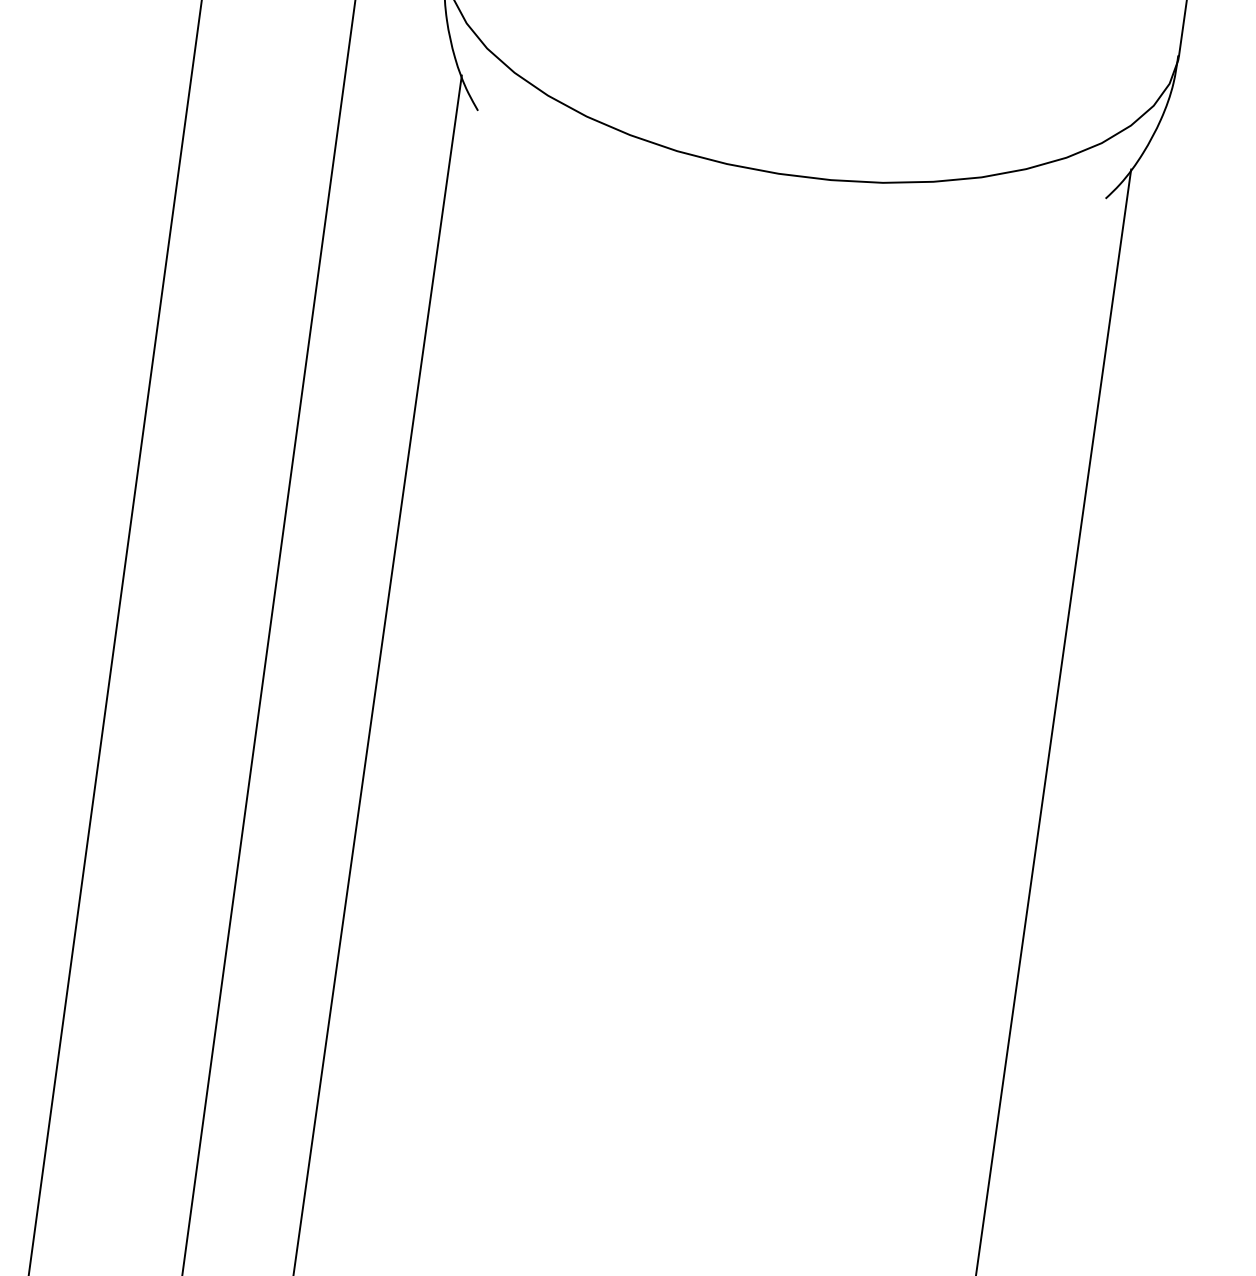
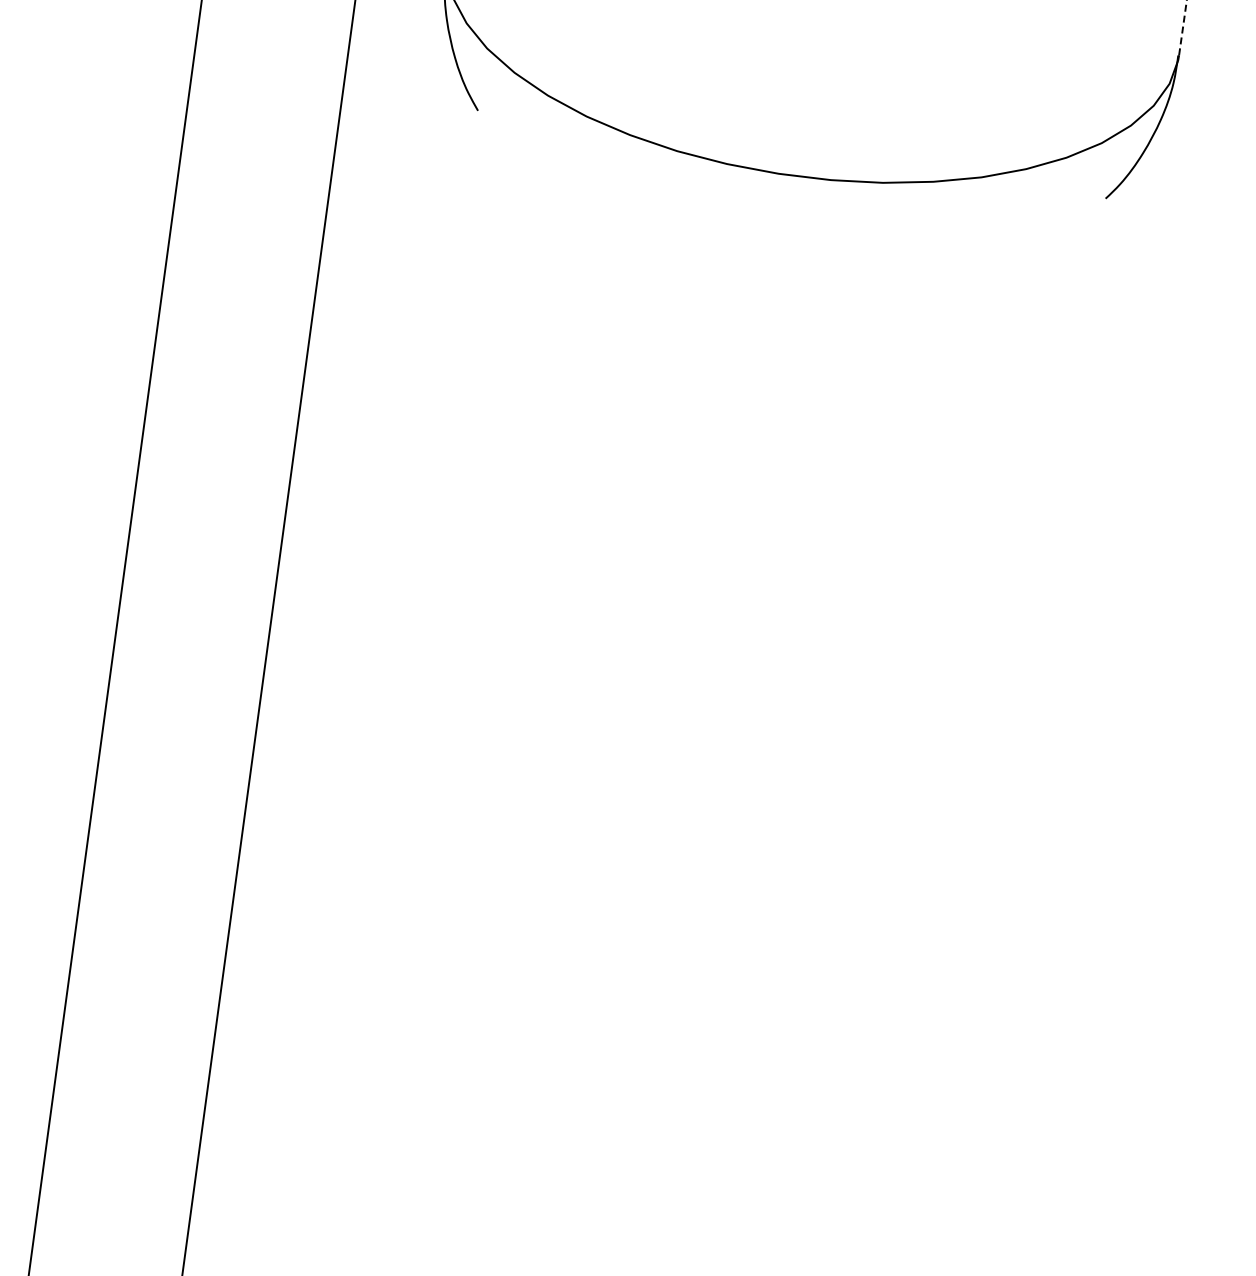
line: solid -> dashed (1183, 27)
line: present -> none (377, 673)
line: present -> none (1053, 720)
